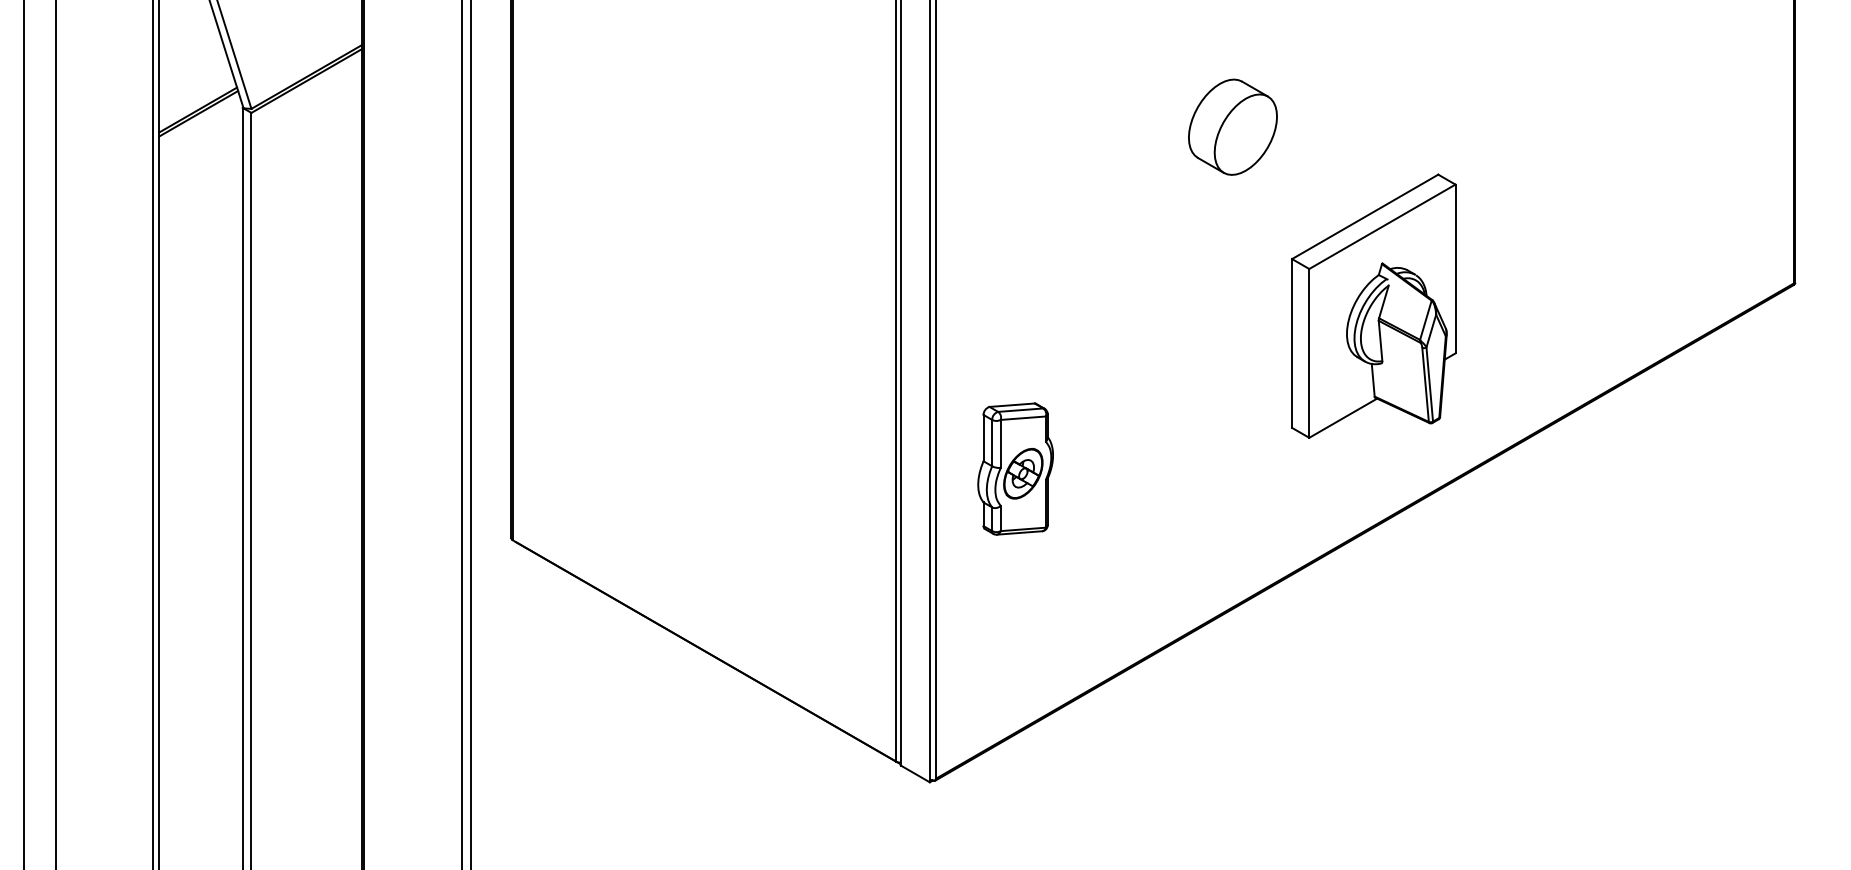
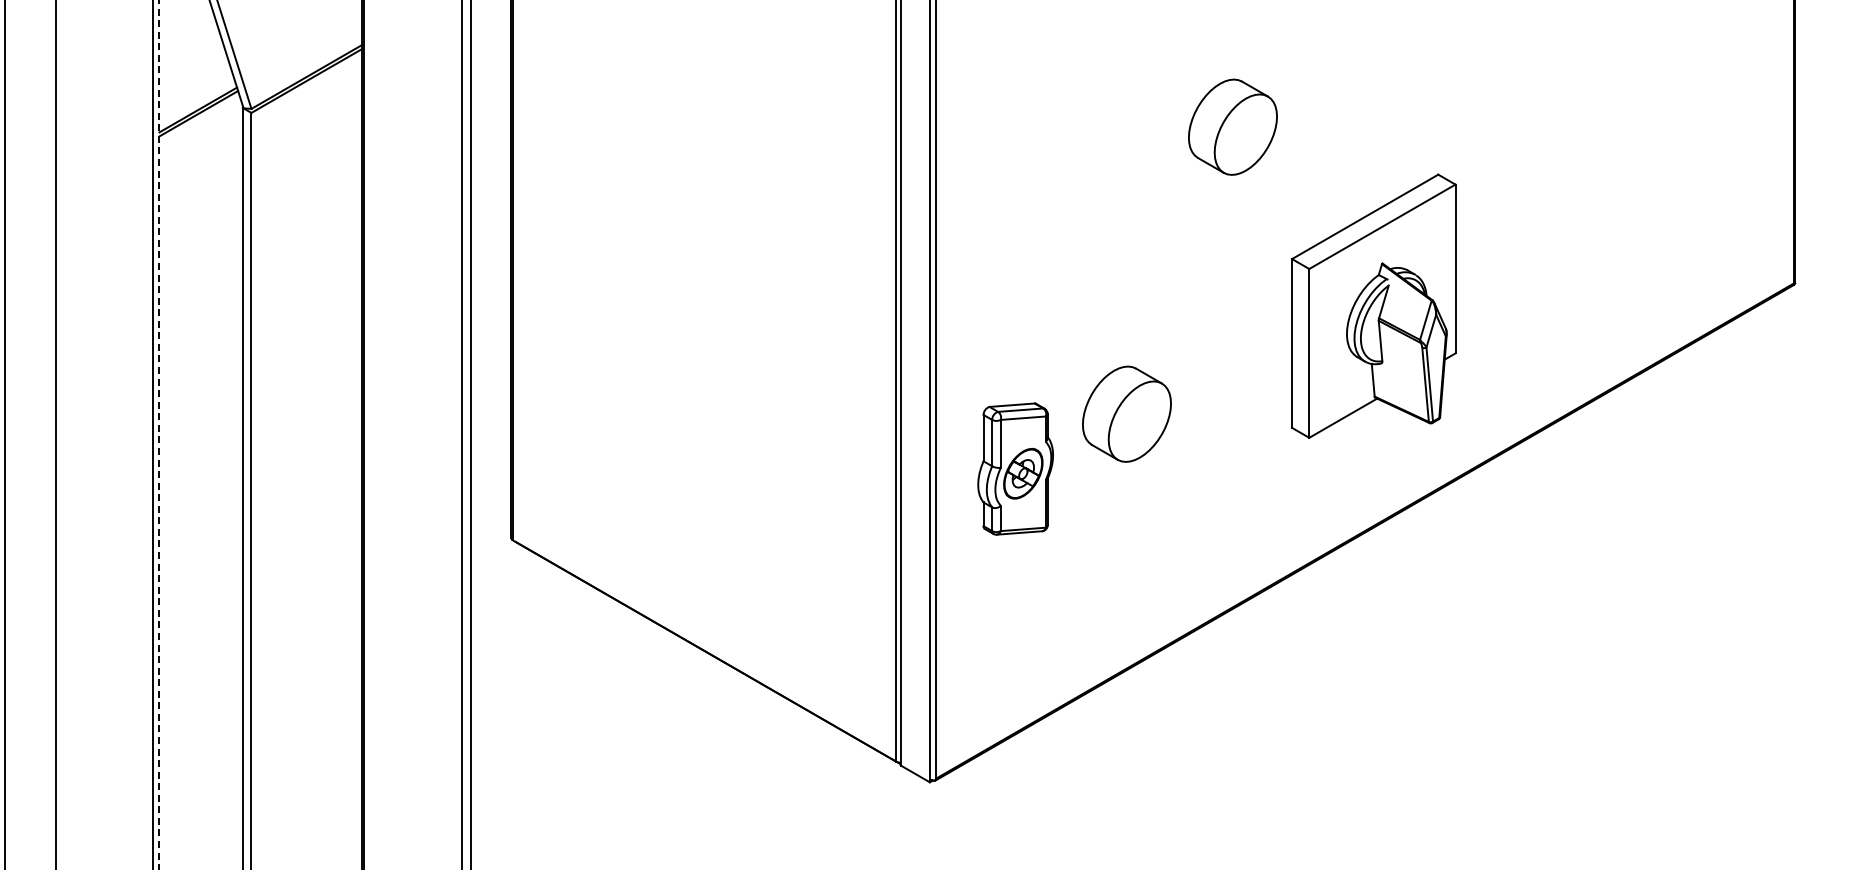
part: none -> present (1126, 413)
line position: (23, 434) -> (4, 434) (4, 434)
line: solid -> dashed (159, 434)
